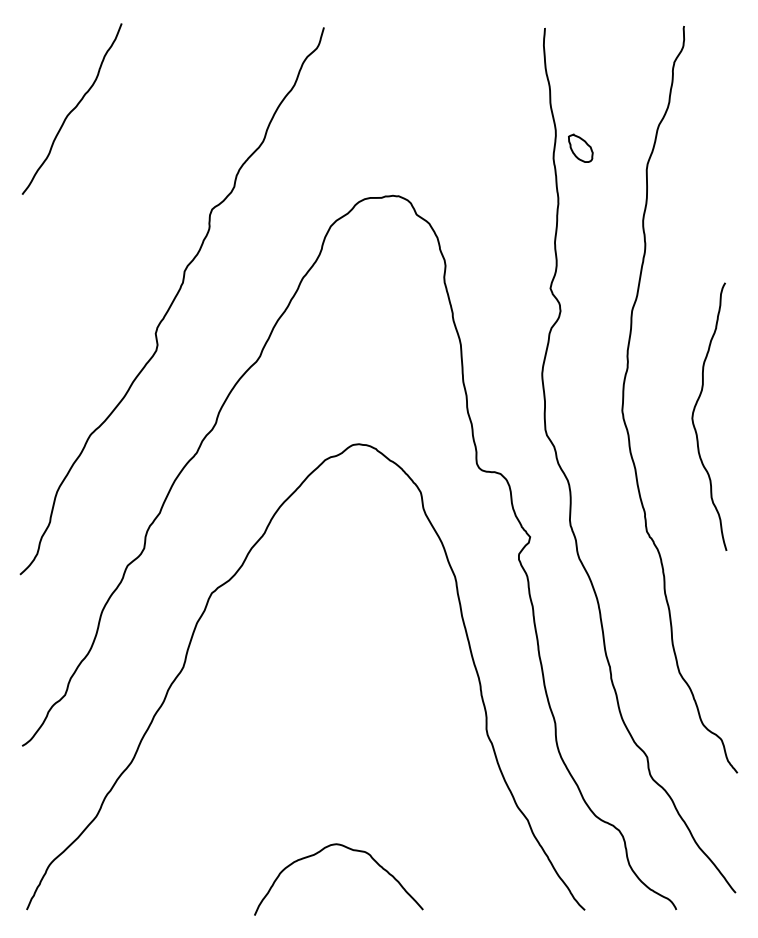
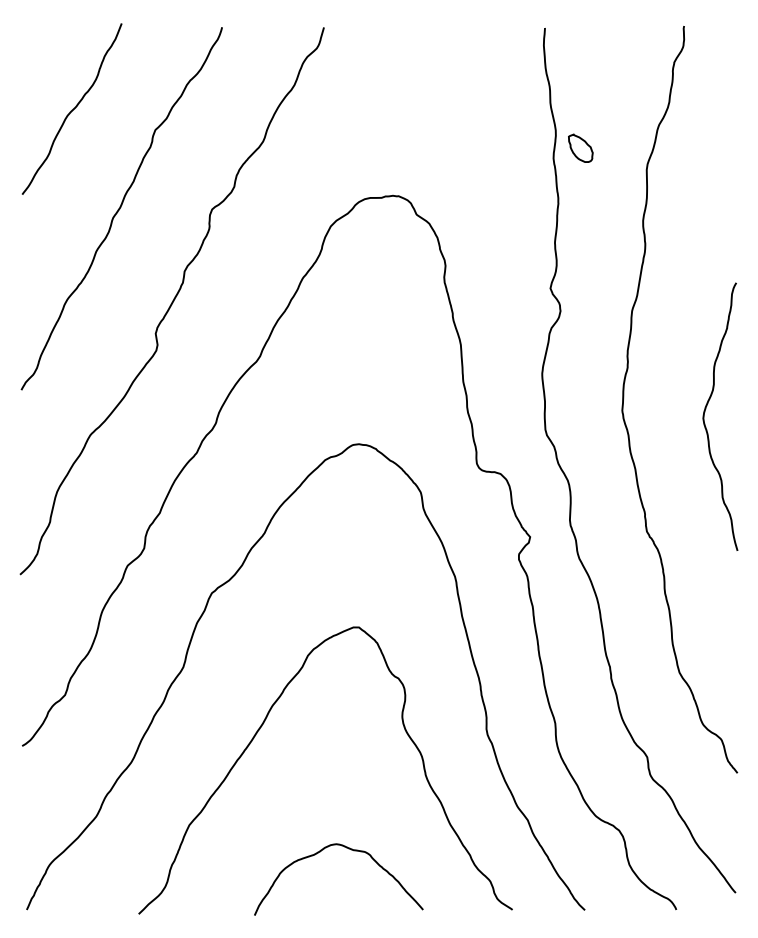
curve: none -> present (121, 207)
curve position: (694, 412) -> (705, 412) (705, 412)
curve: none -> present (262, 726)
